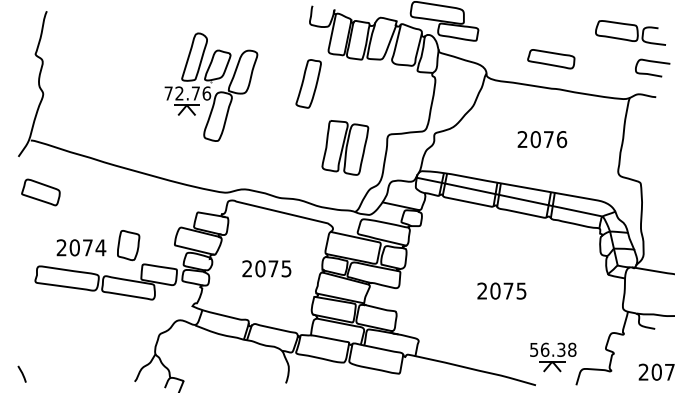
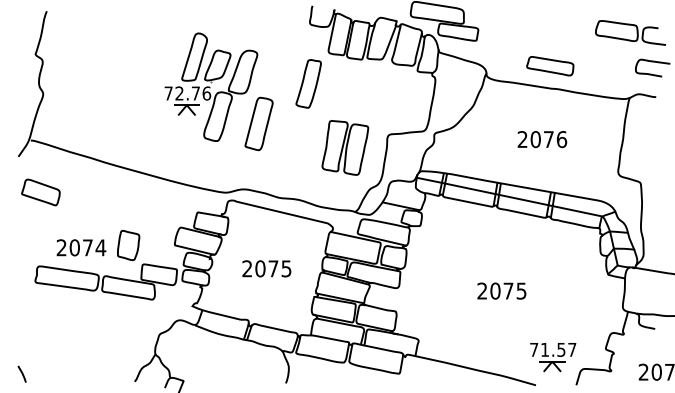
part position: (551, 59) -> (550, 66) (550, 66)
part: none -> present (258, 123)
text: 56.38 -> 71.57 (553, 349)
